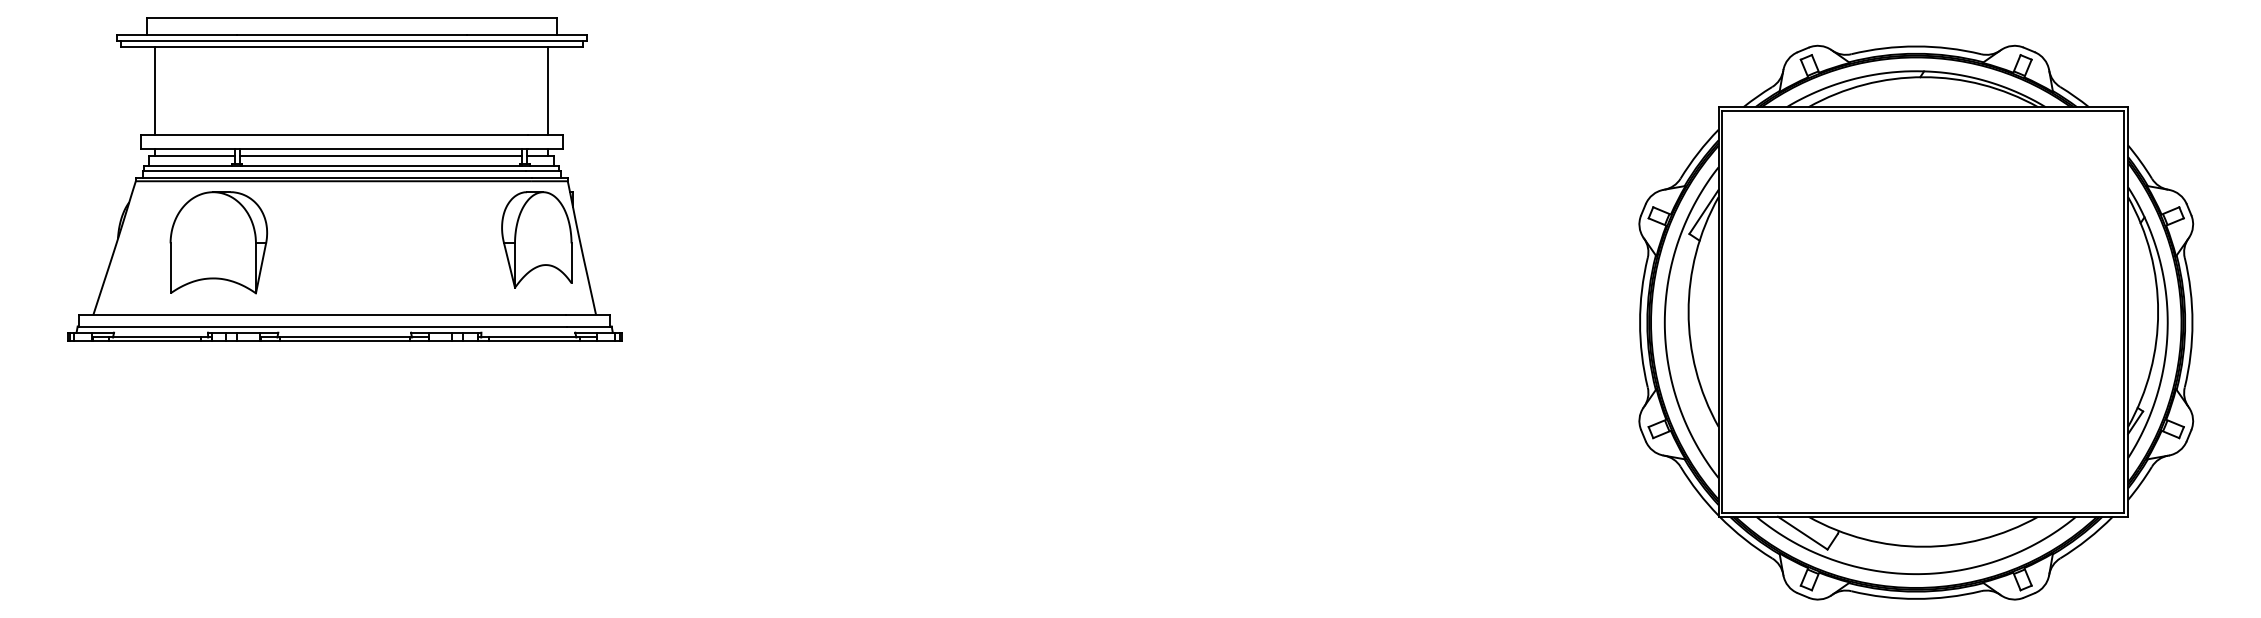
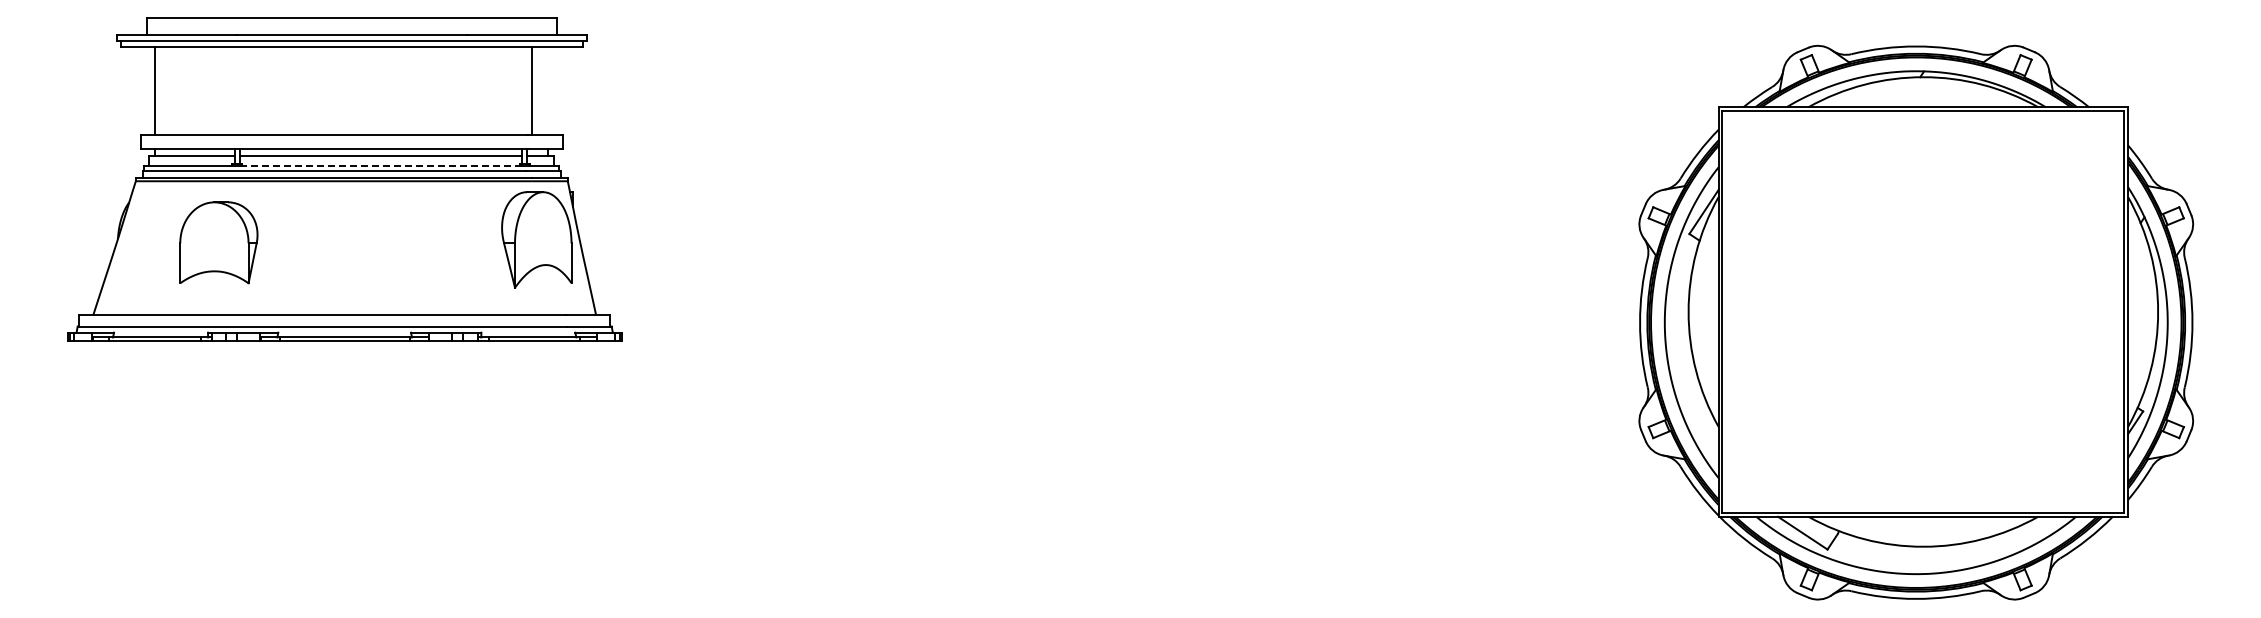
line position: (548, 90) -> (532, 90) (532, 90)
line: solid -> dashed (381, 166)
part size: 100x104 px -> 80x84 px (218, 242)
